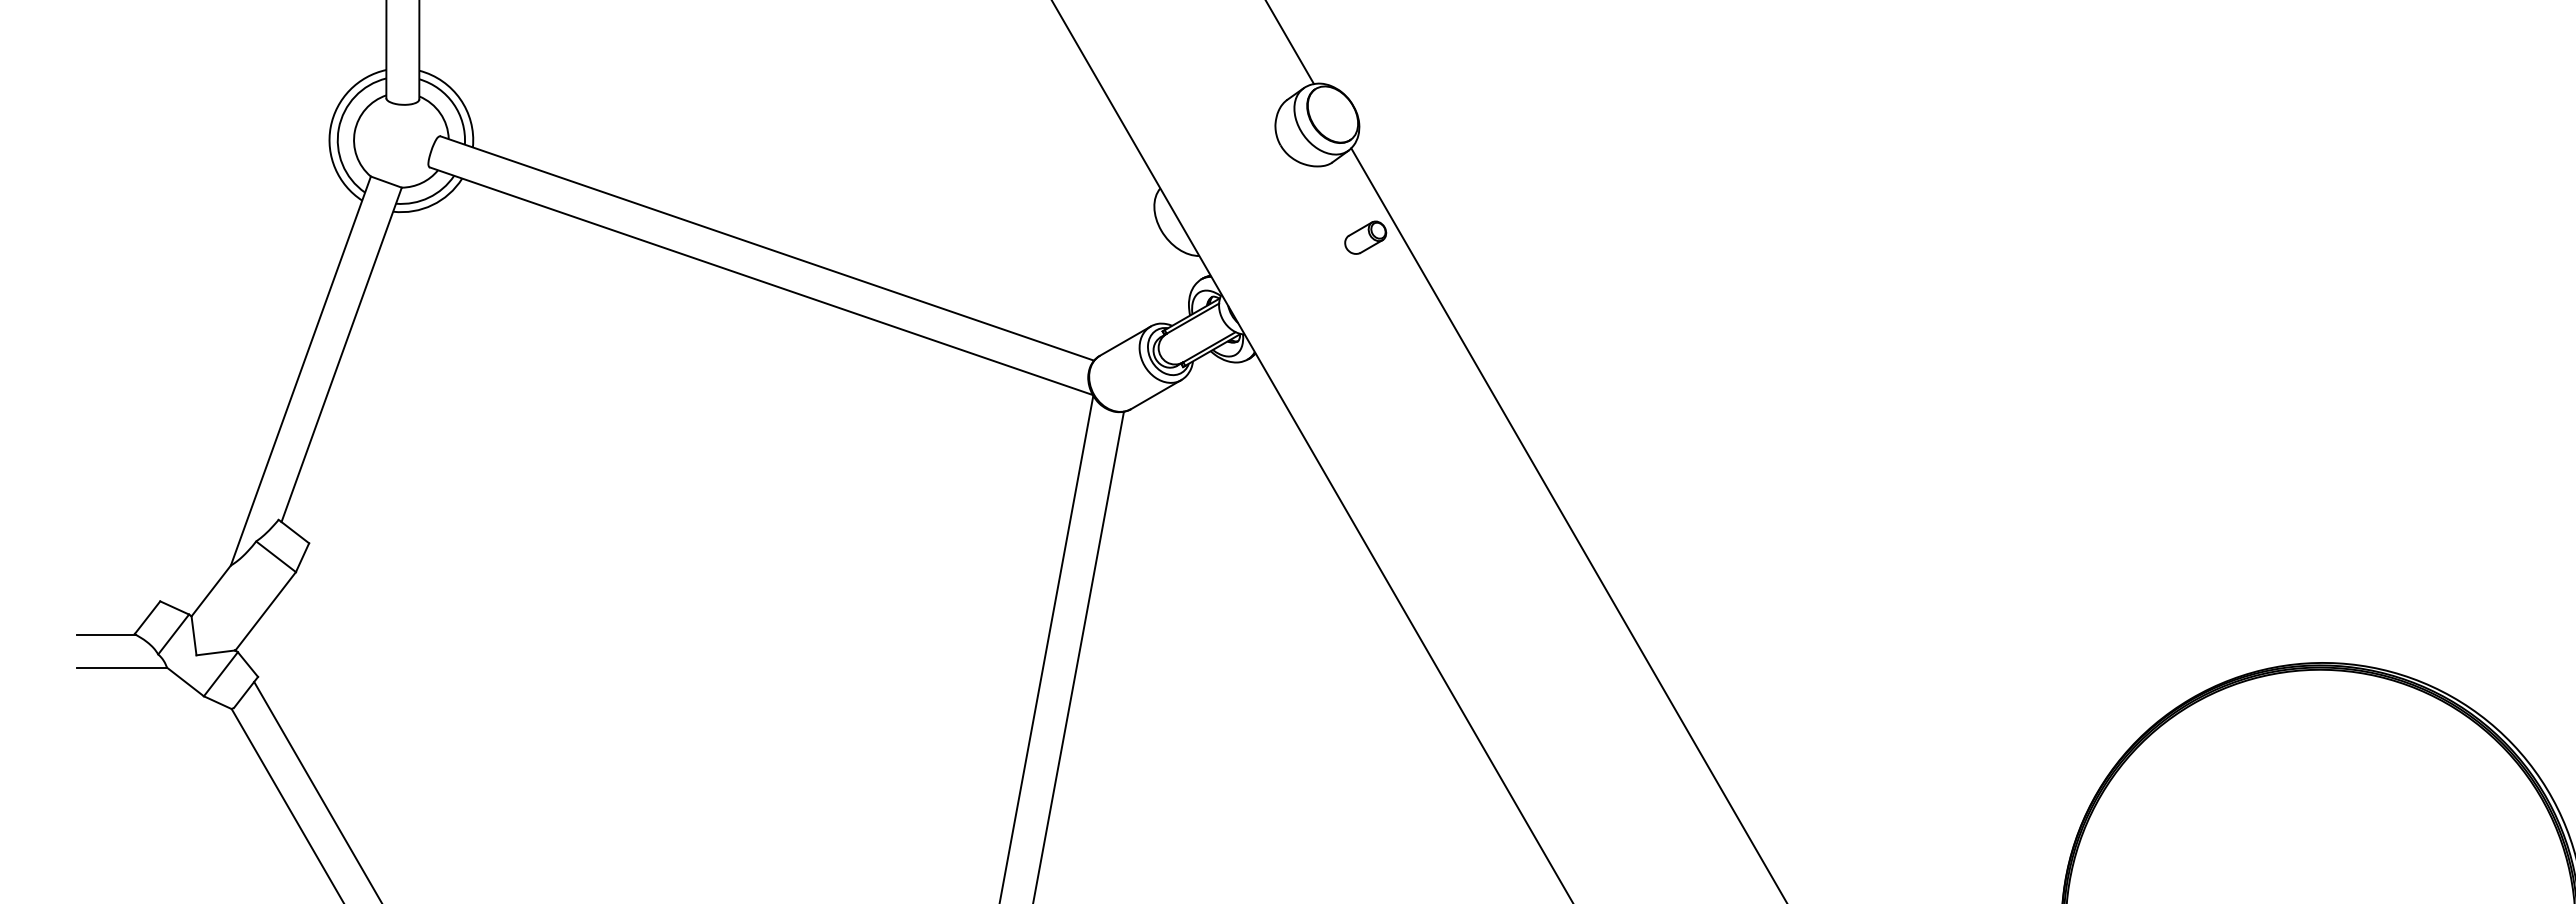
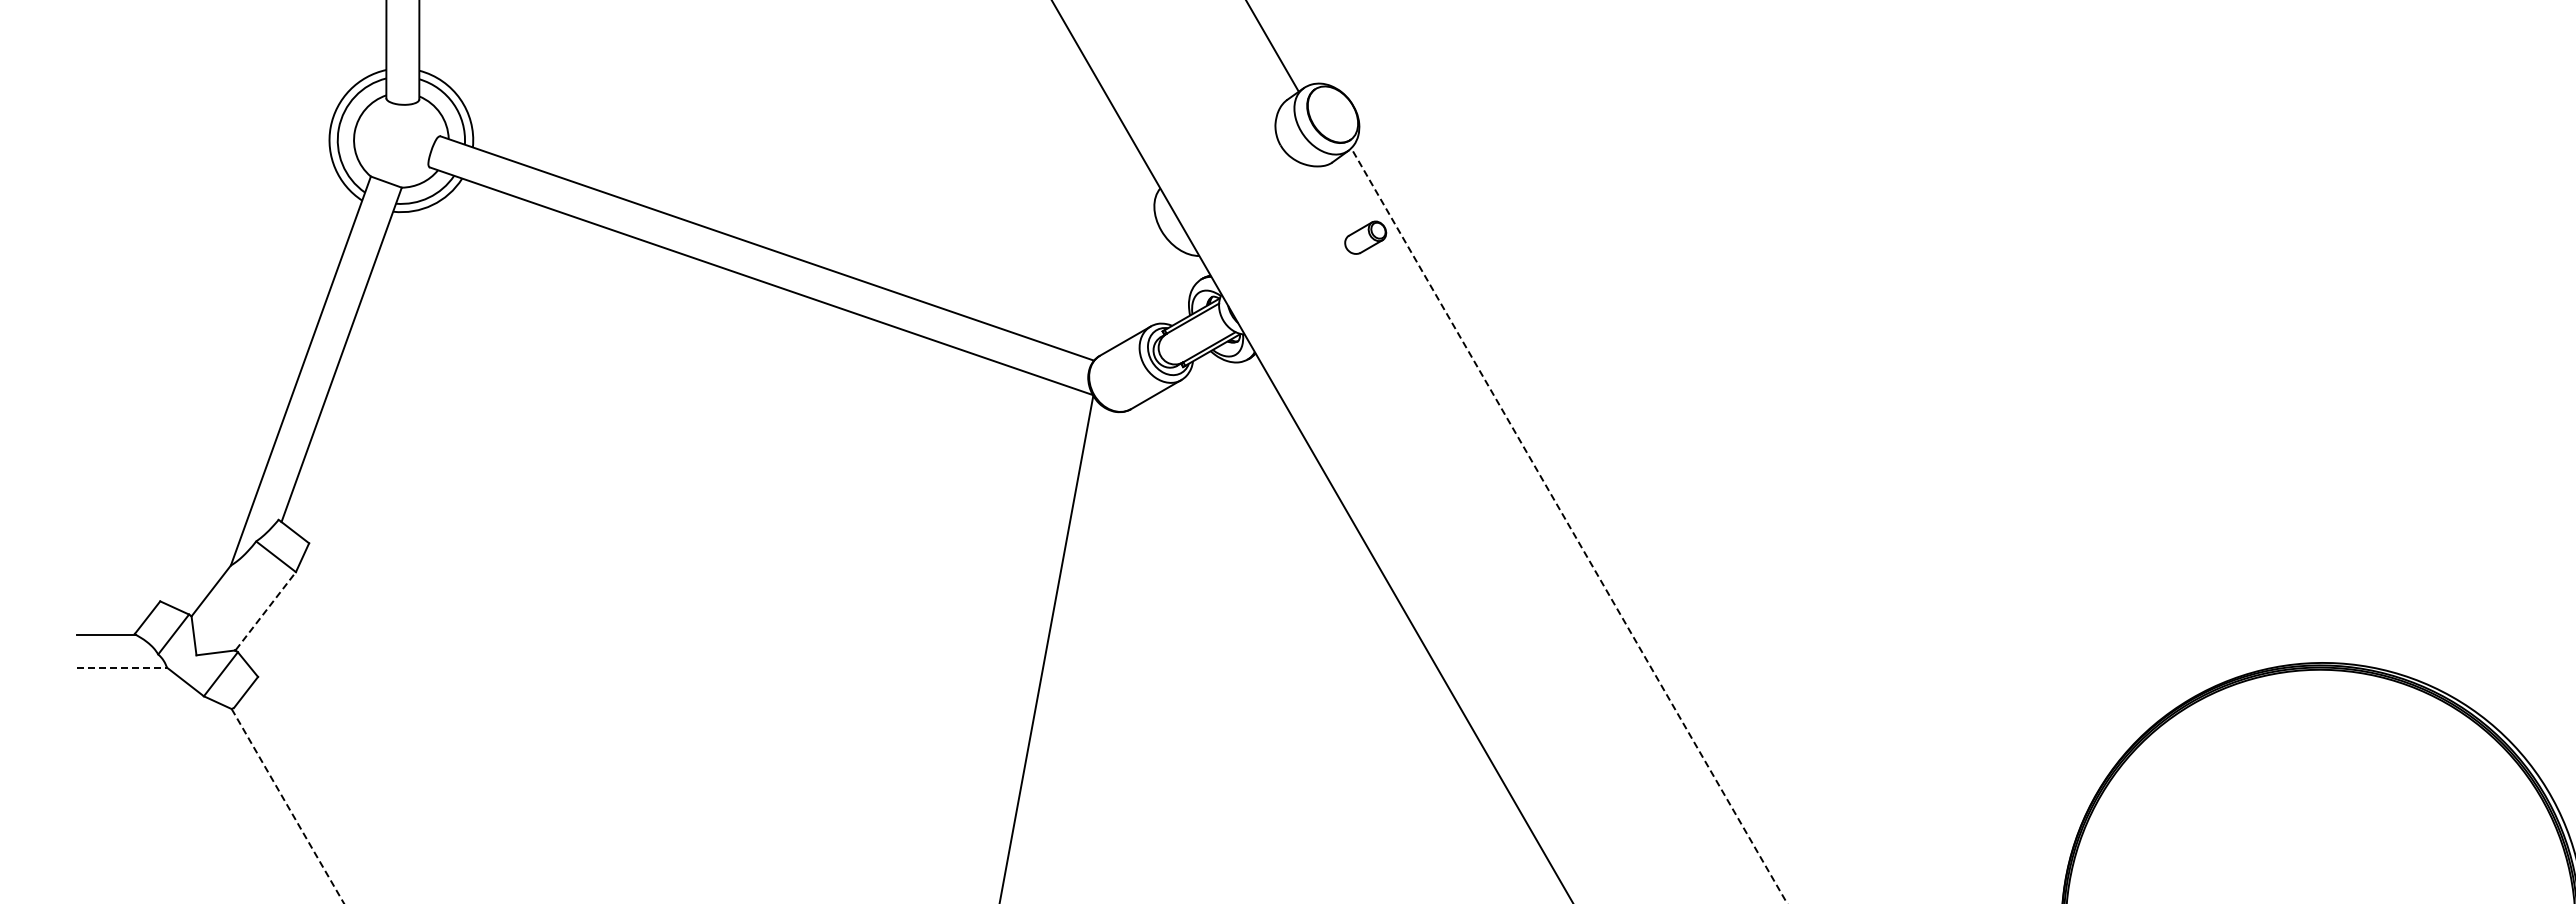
line position: (1290, 43) -> (1273, 47) (1273, 47)
line: solid -> dashed (1569, 525)
line: solid -> dashed (266, 610)
line: present -> none (1078, 655)
line: solid -> dashed (122, 667)
line: present -> none (317, 790)
line: solid -> dashed (288, 806)
